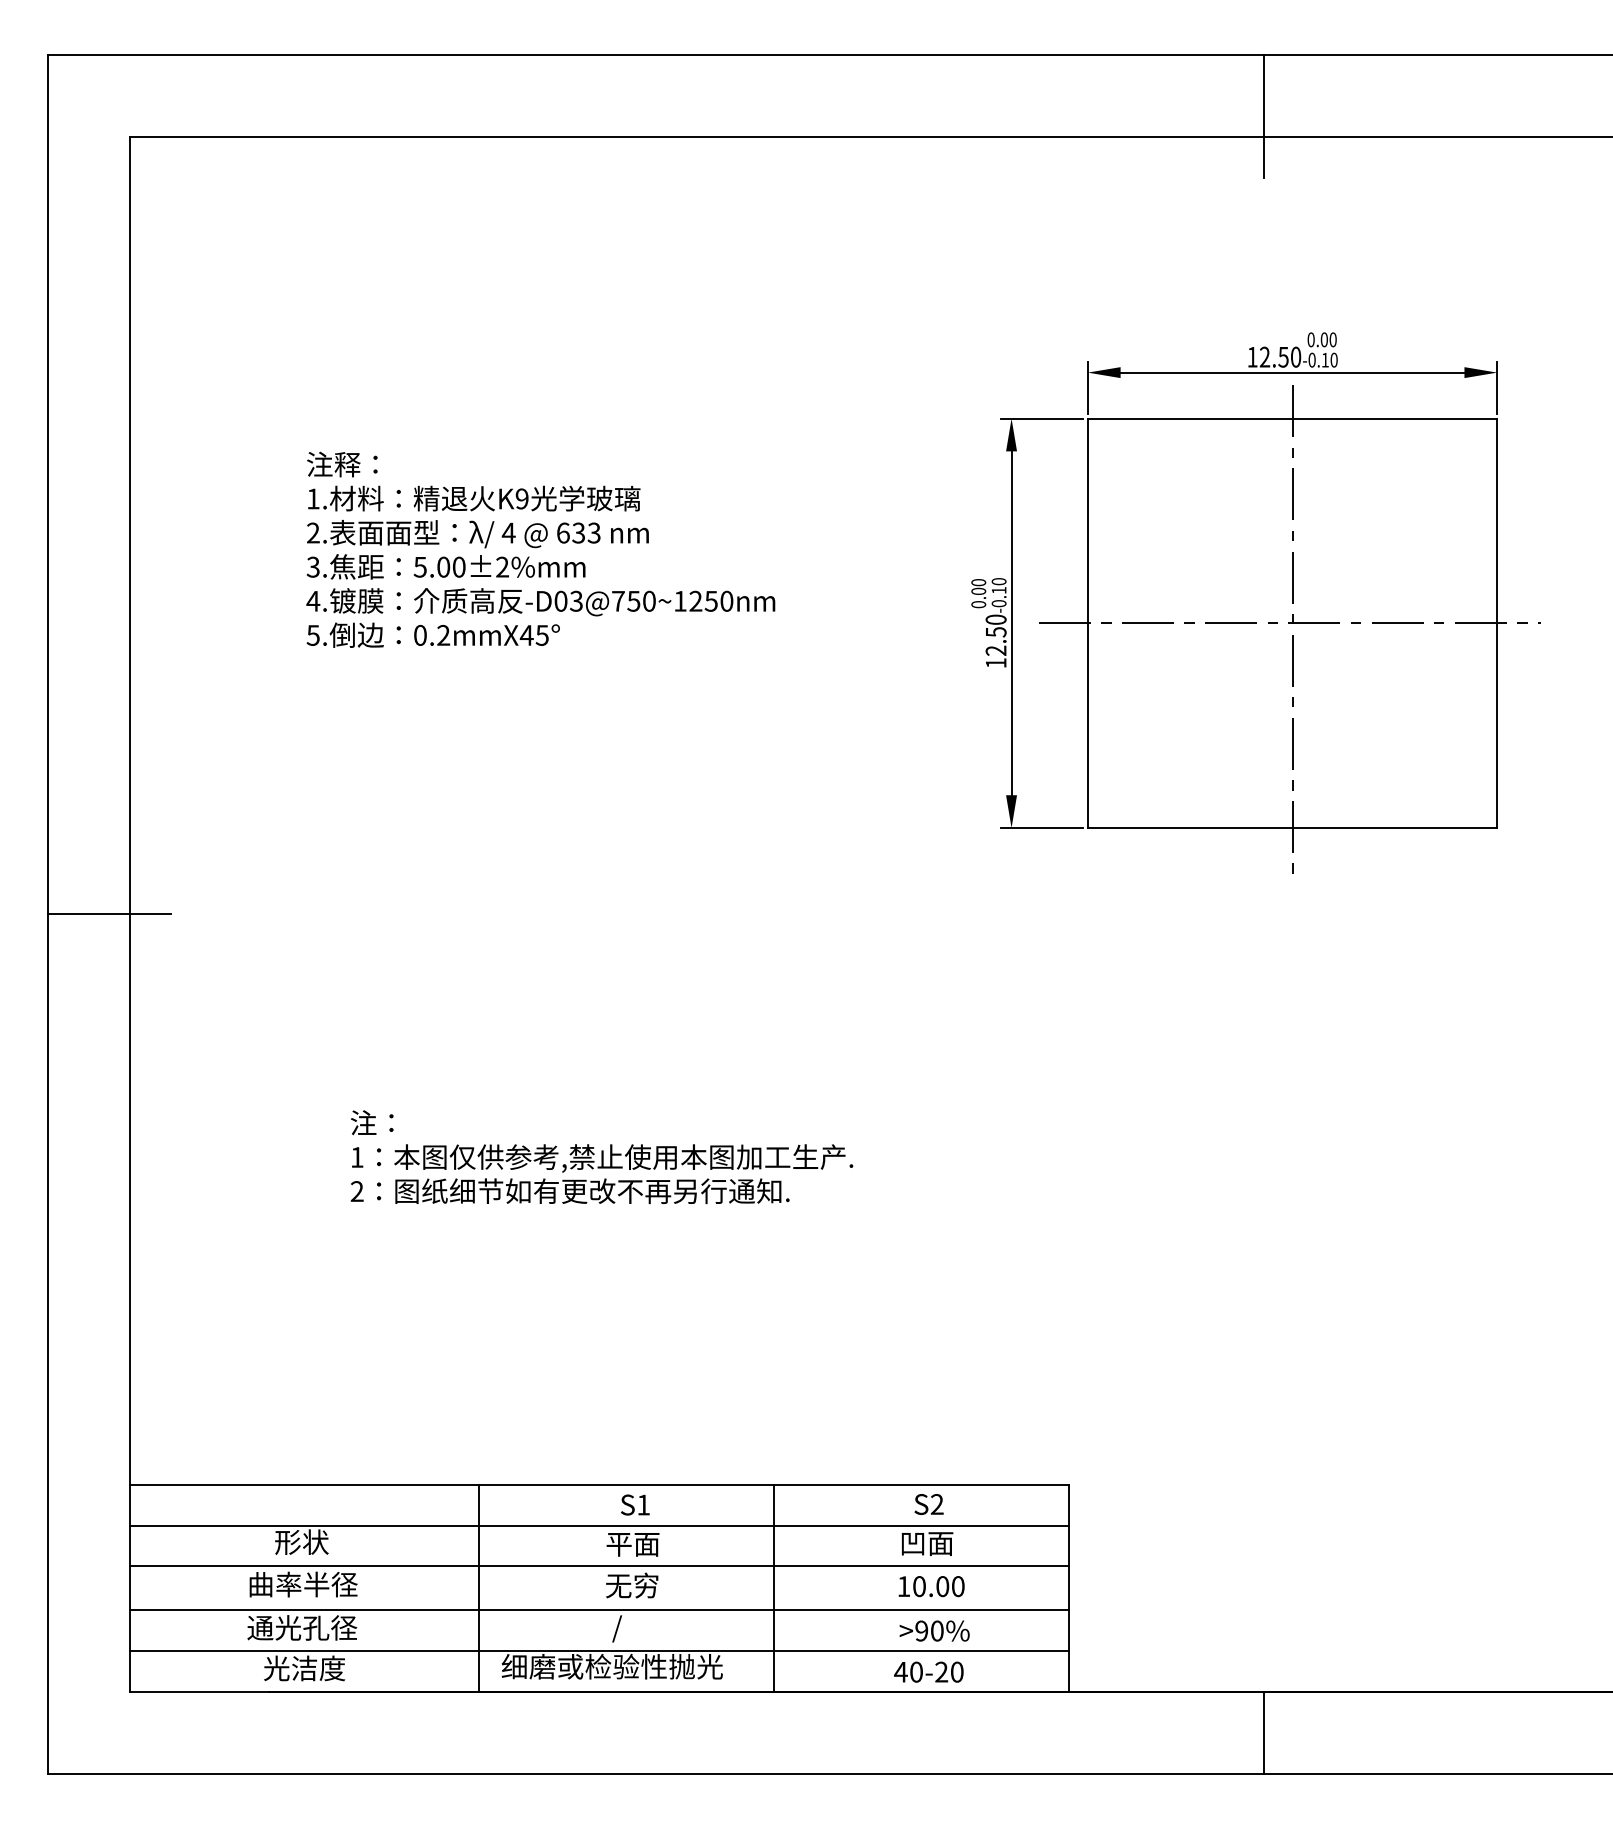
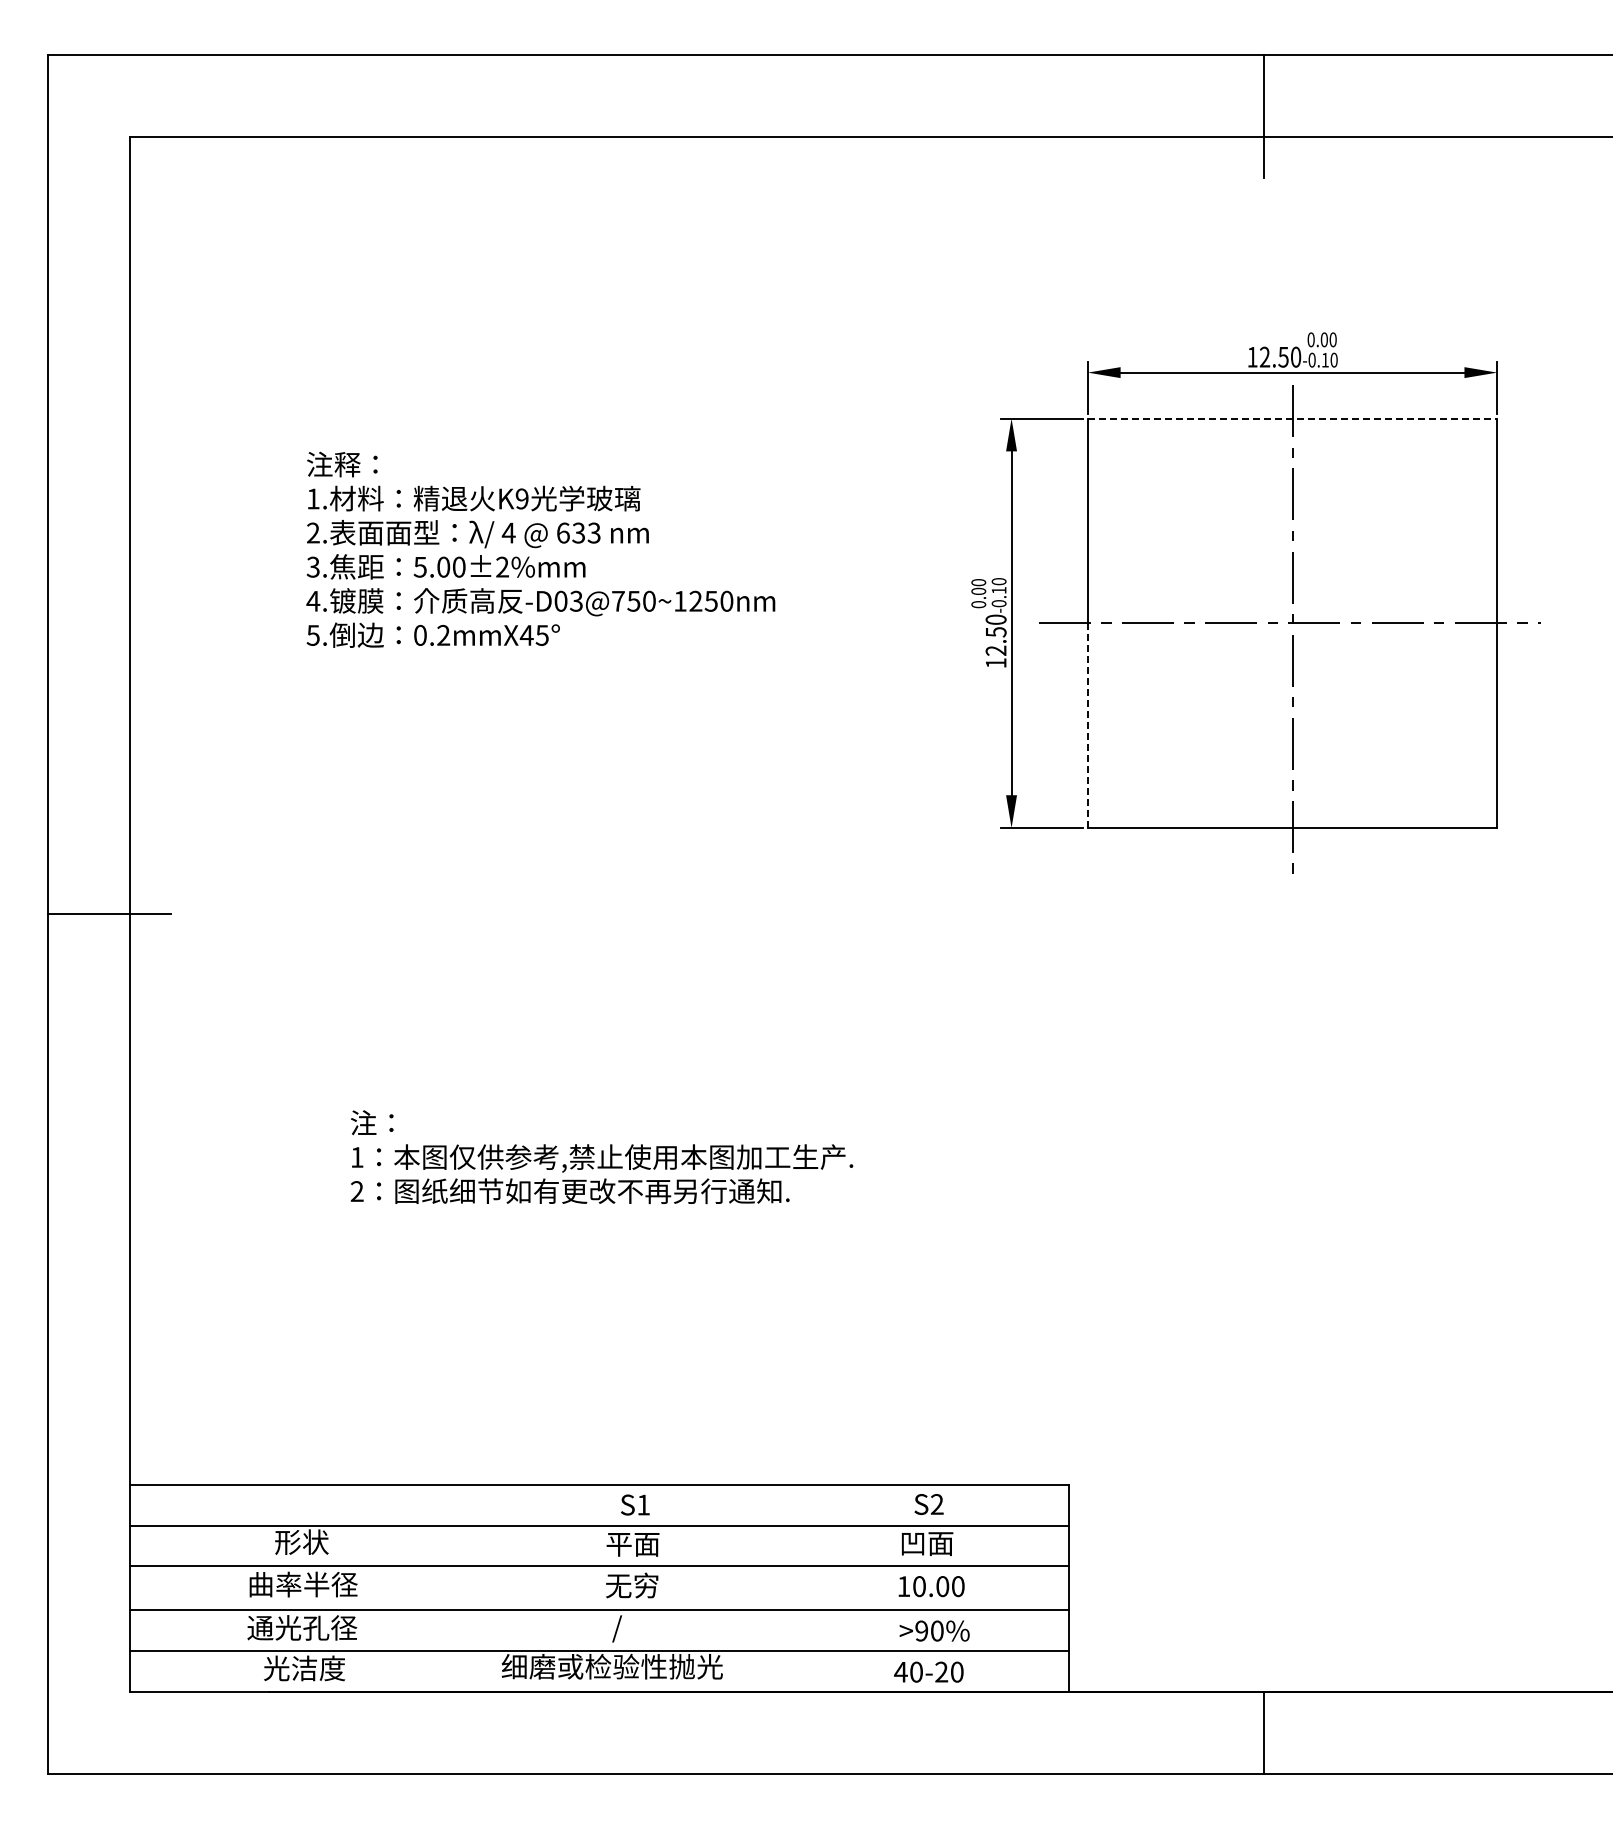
line: solid -> dashed (1292, 418)
line: solid -> dashed (1087, 725)
line: present -> none (479, 1588)
line: present -> none (773, 1588)
